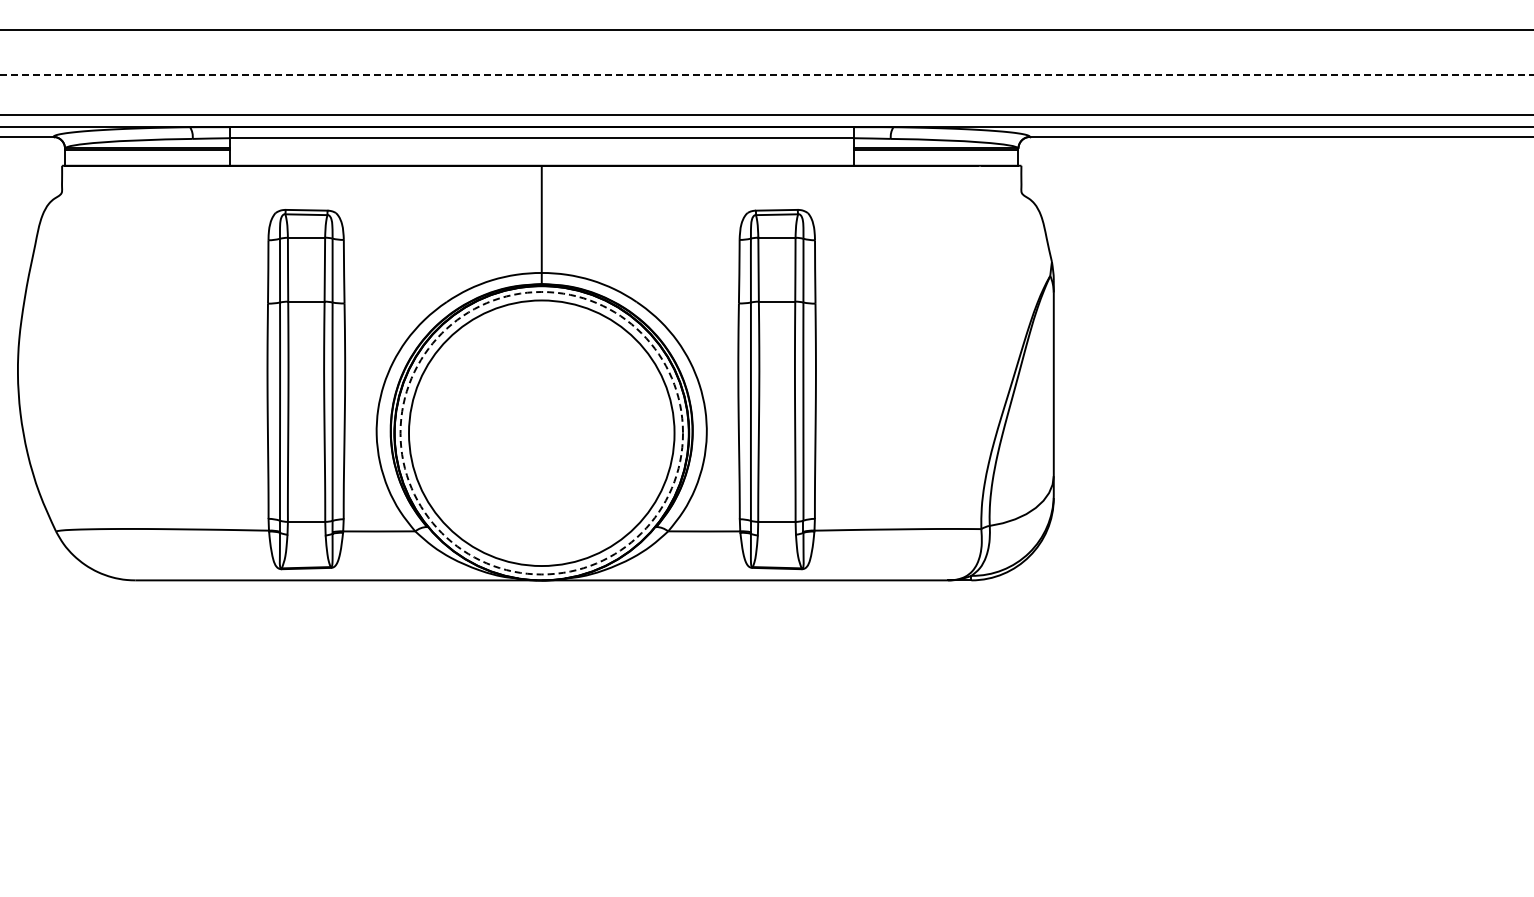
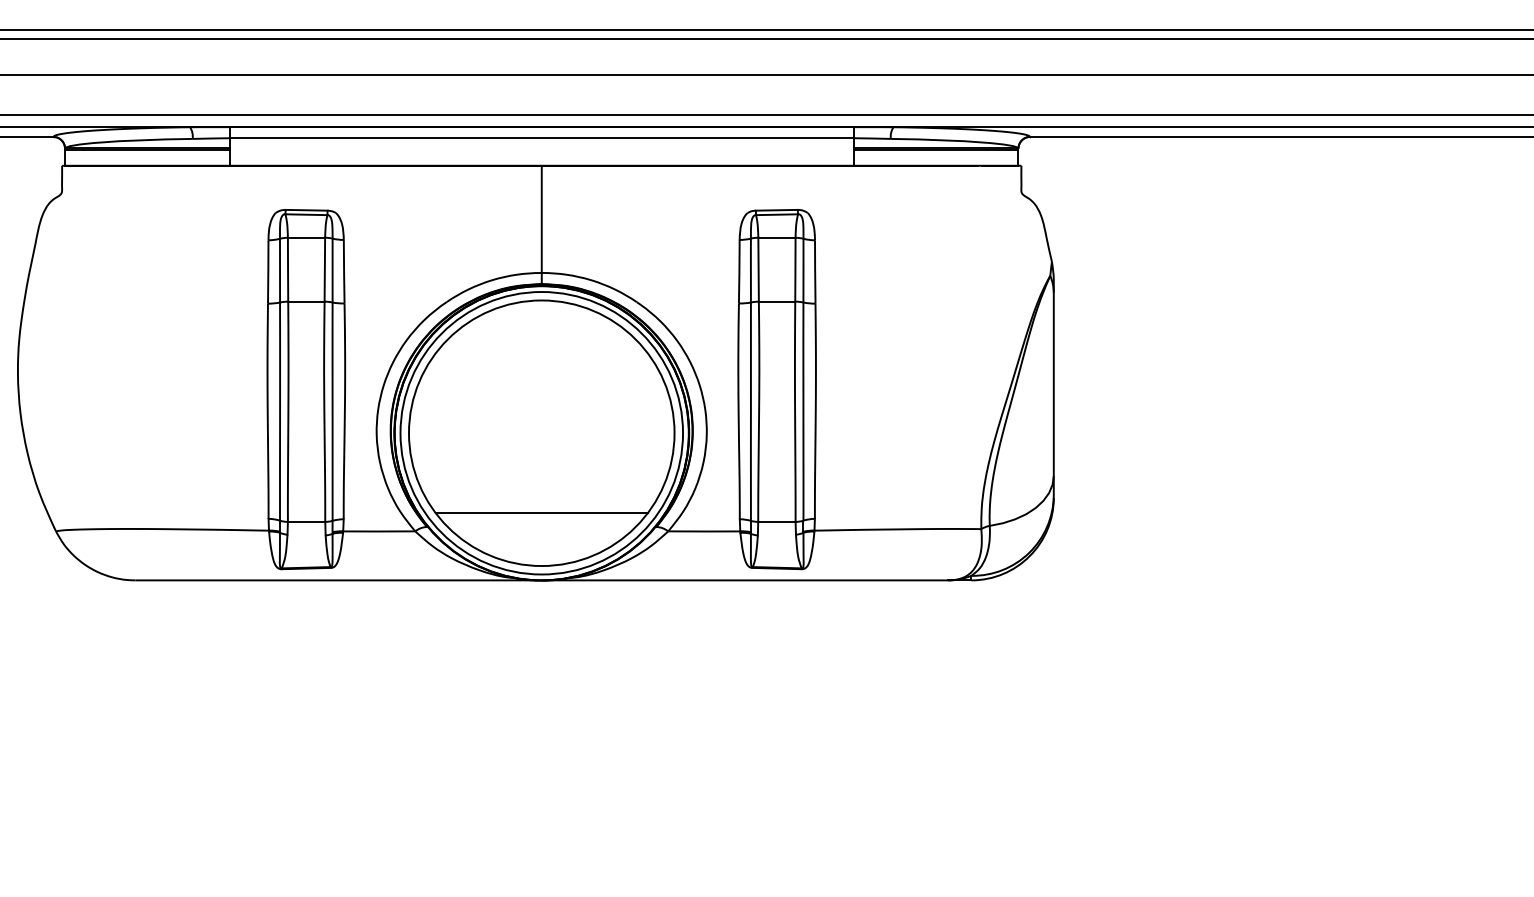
line: none -> present (766, 39)
line: dashed -> solid (766, 74)
circle: dashed -> solid (541, 433)
line: none -> present (541, 513)
